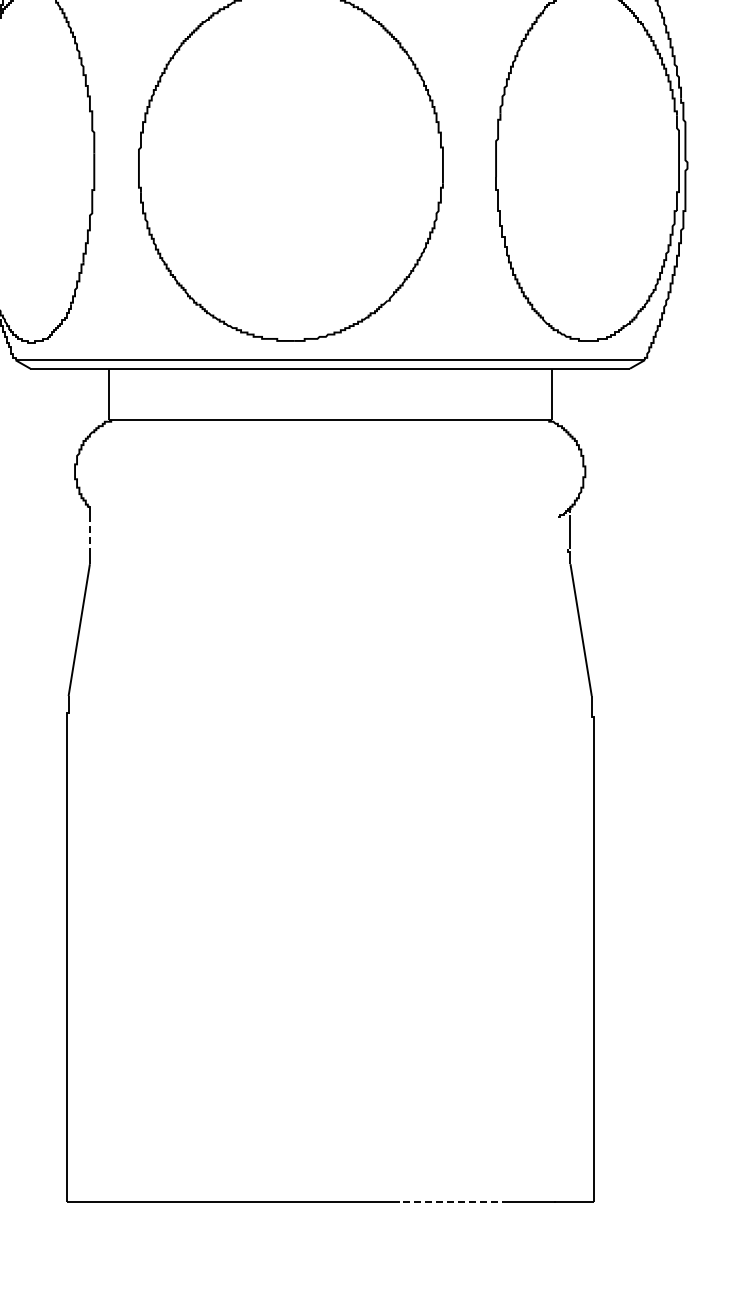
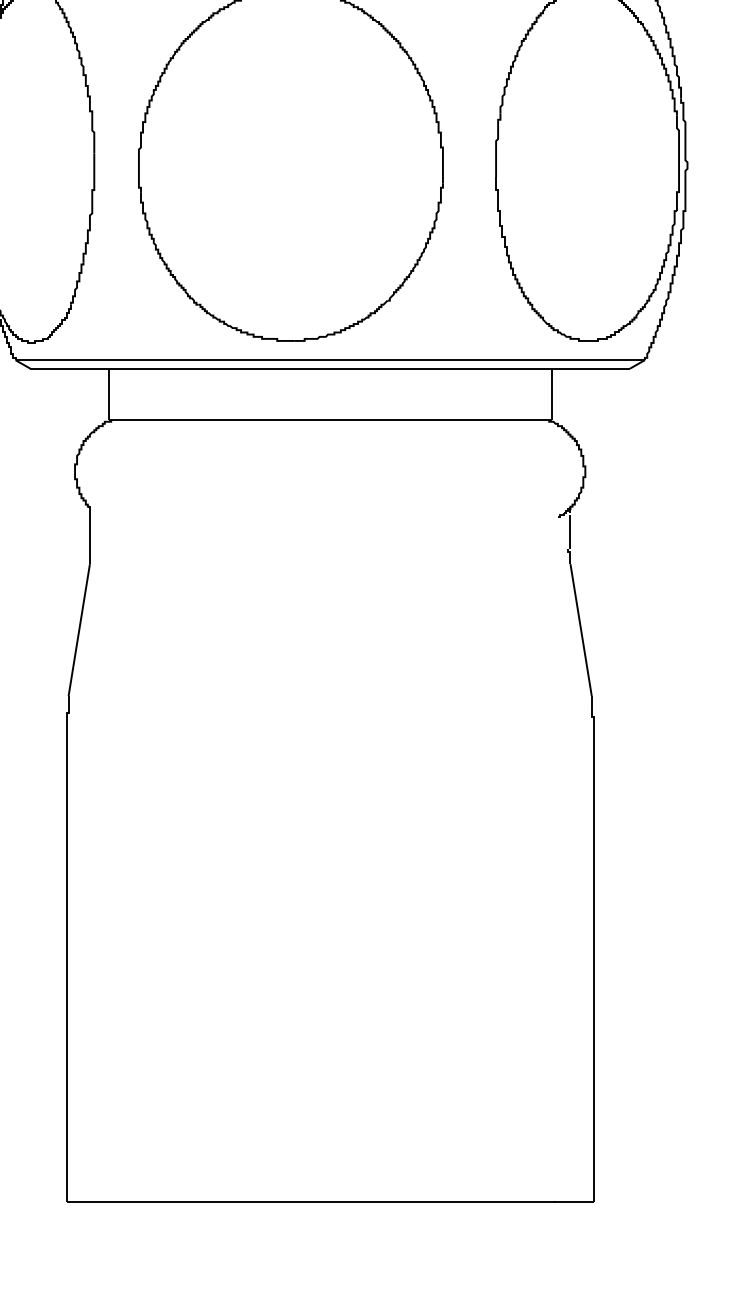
line: dashed -> solid (89, 532)
line: dashed -> solid (454, 1202)
